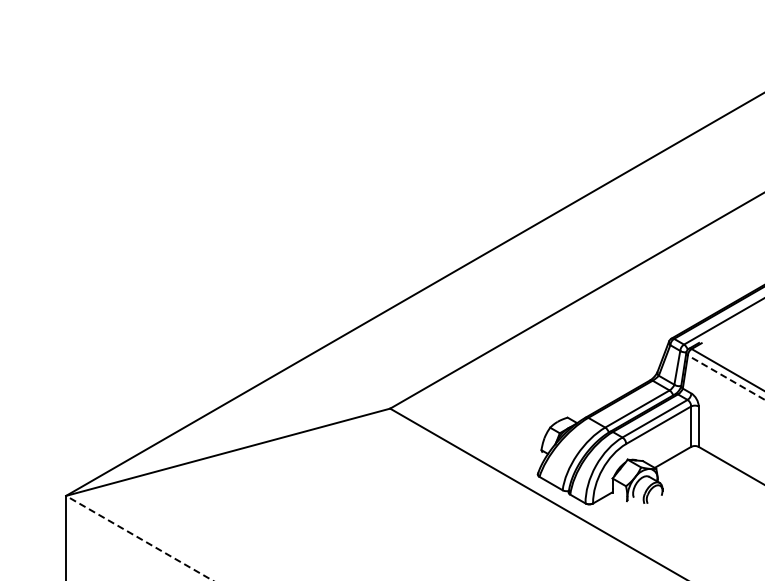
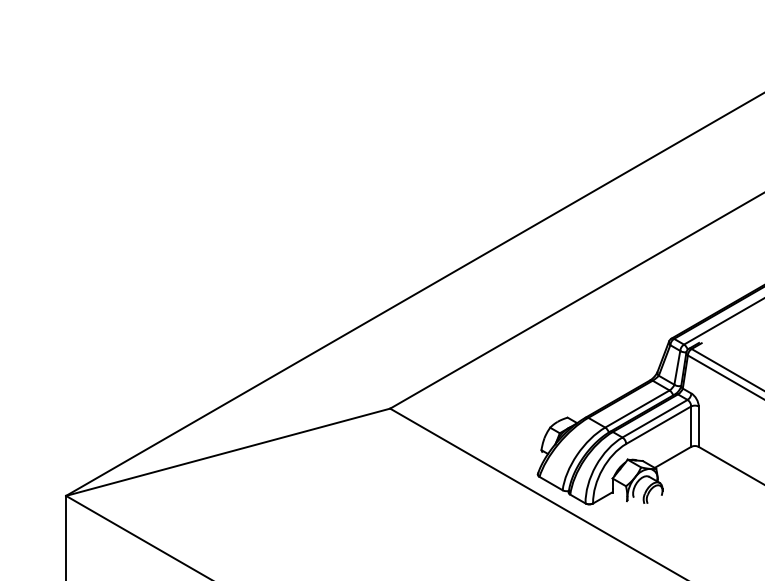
line: dashed -> solid (726, 377)
line: dashed -> solid (139, 538)
